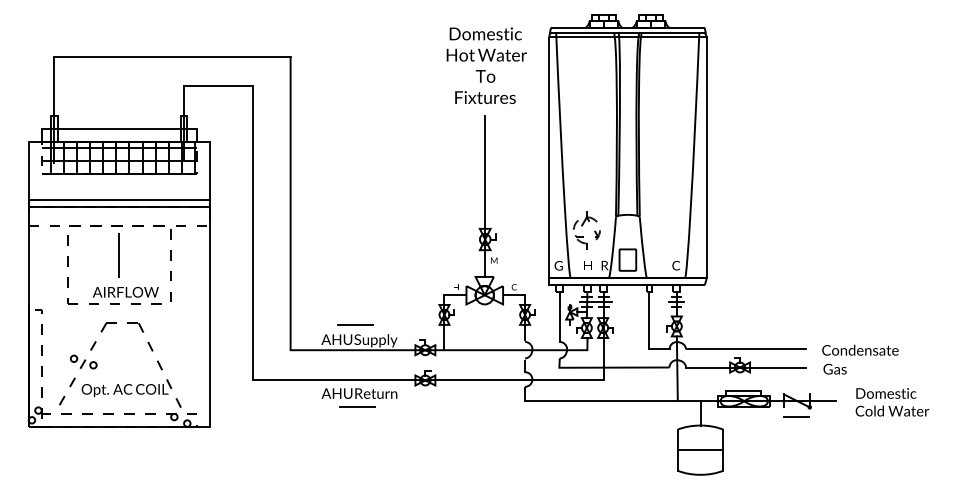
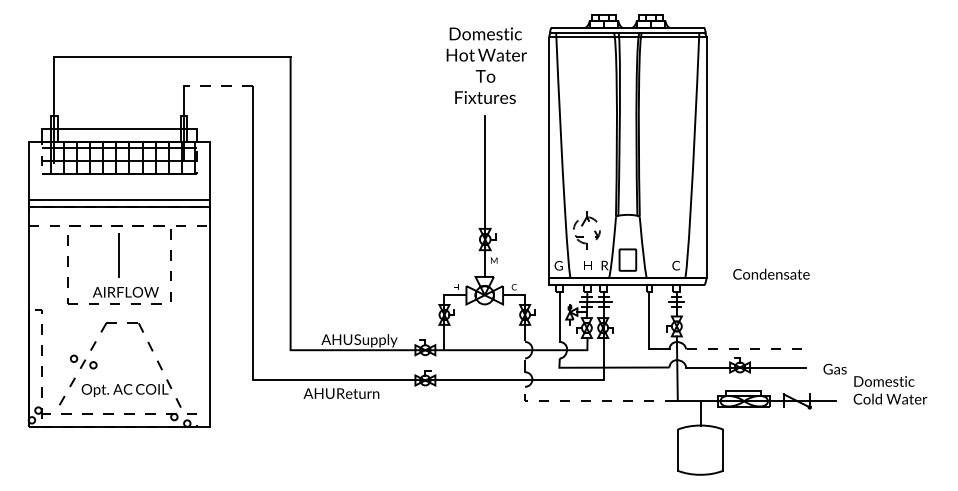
line: solid -> dashed (218, 86)
line: present -> none (354, 325)
line: solid -> dashed (746, 349)
text position: (860, 349) -> (771, 273) (771, 273)
text position: (359, 393) -> (341, 393) (341, 393)
line: solid -> dashed (591, 400)
text position: (892, 402) -> (890, 390) (890, 390)
line: present -> none (357, 406)
line: present -> none (796, 417)
line: present -> none (700, 450)
